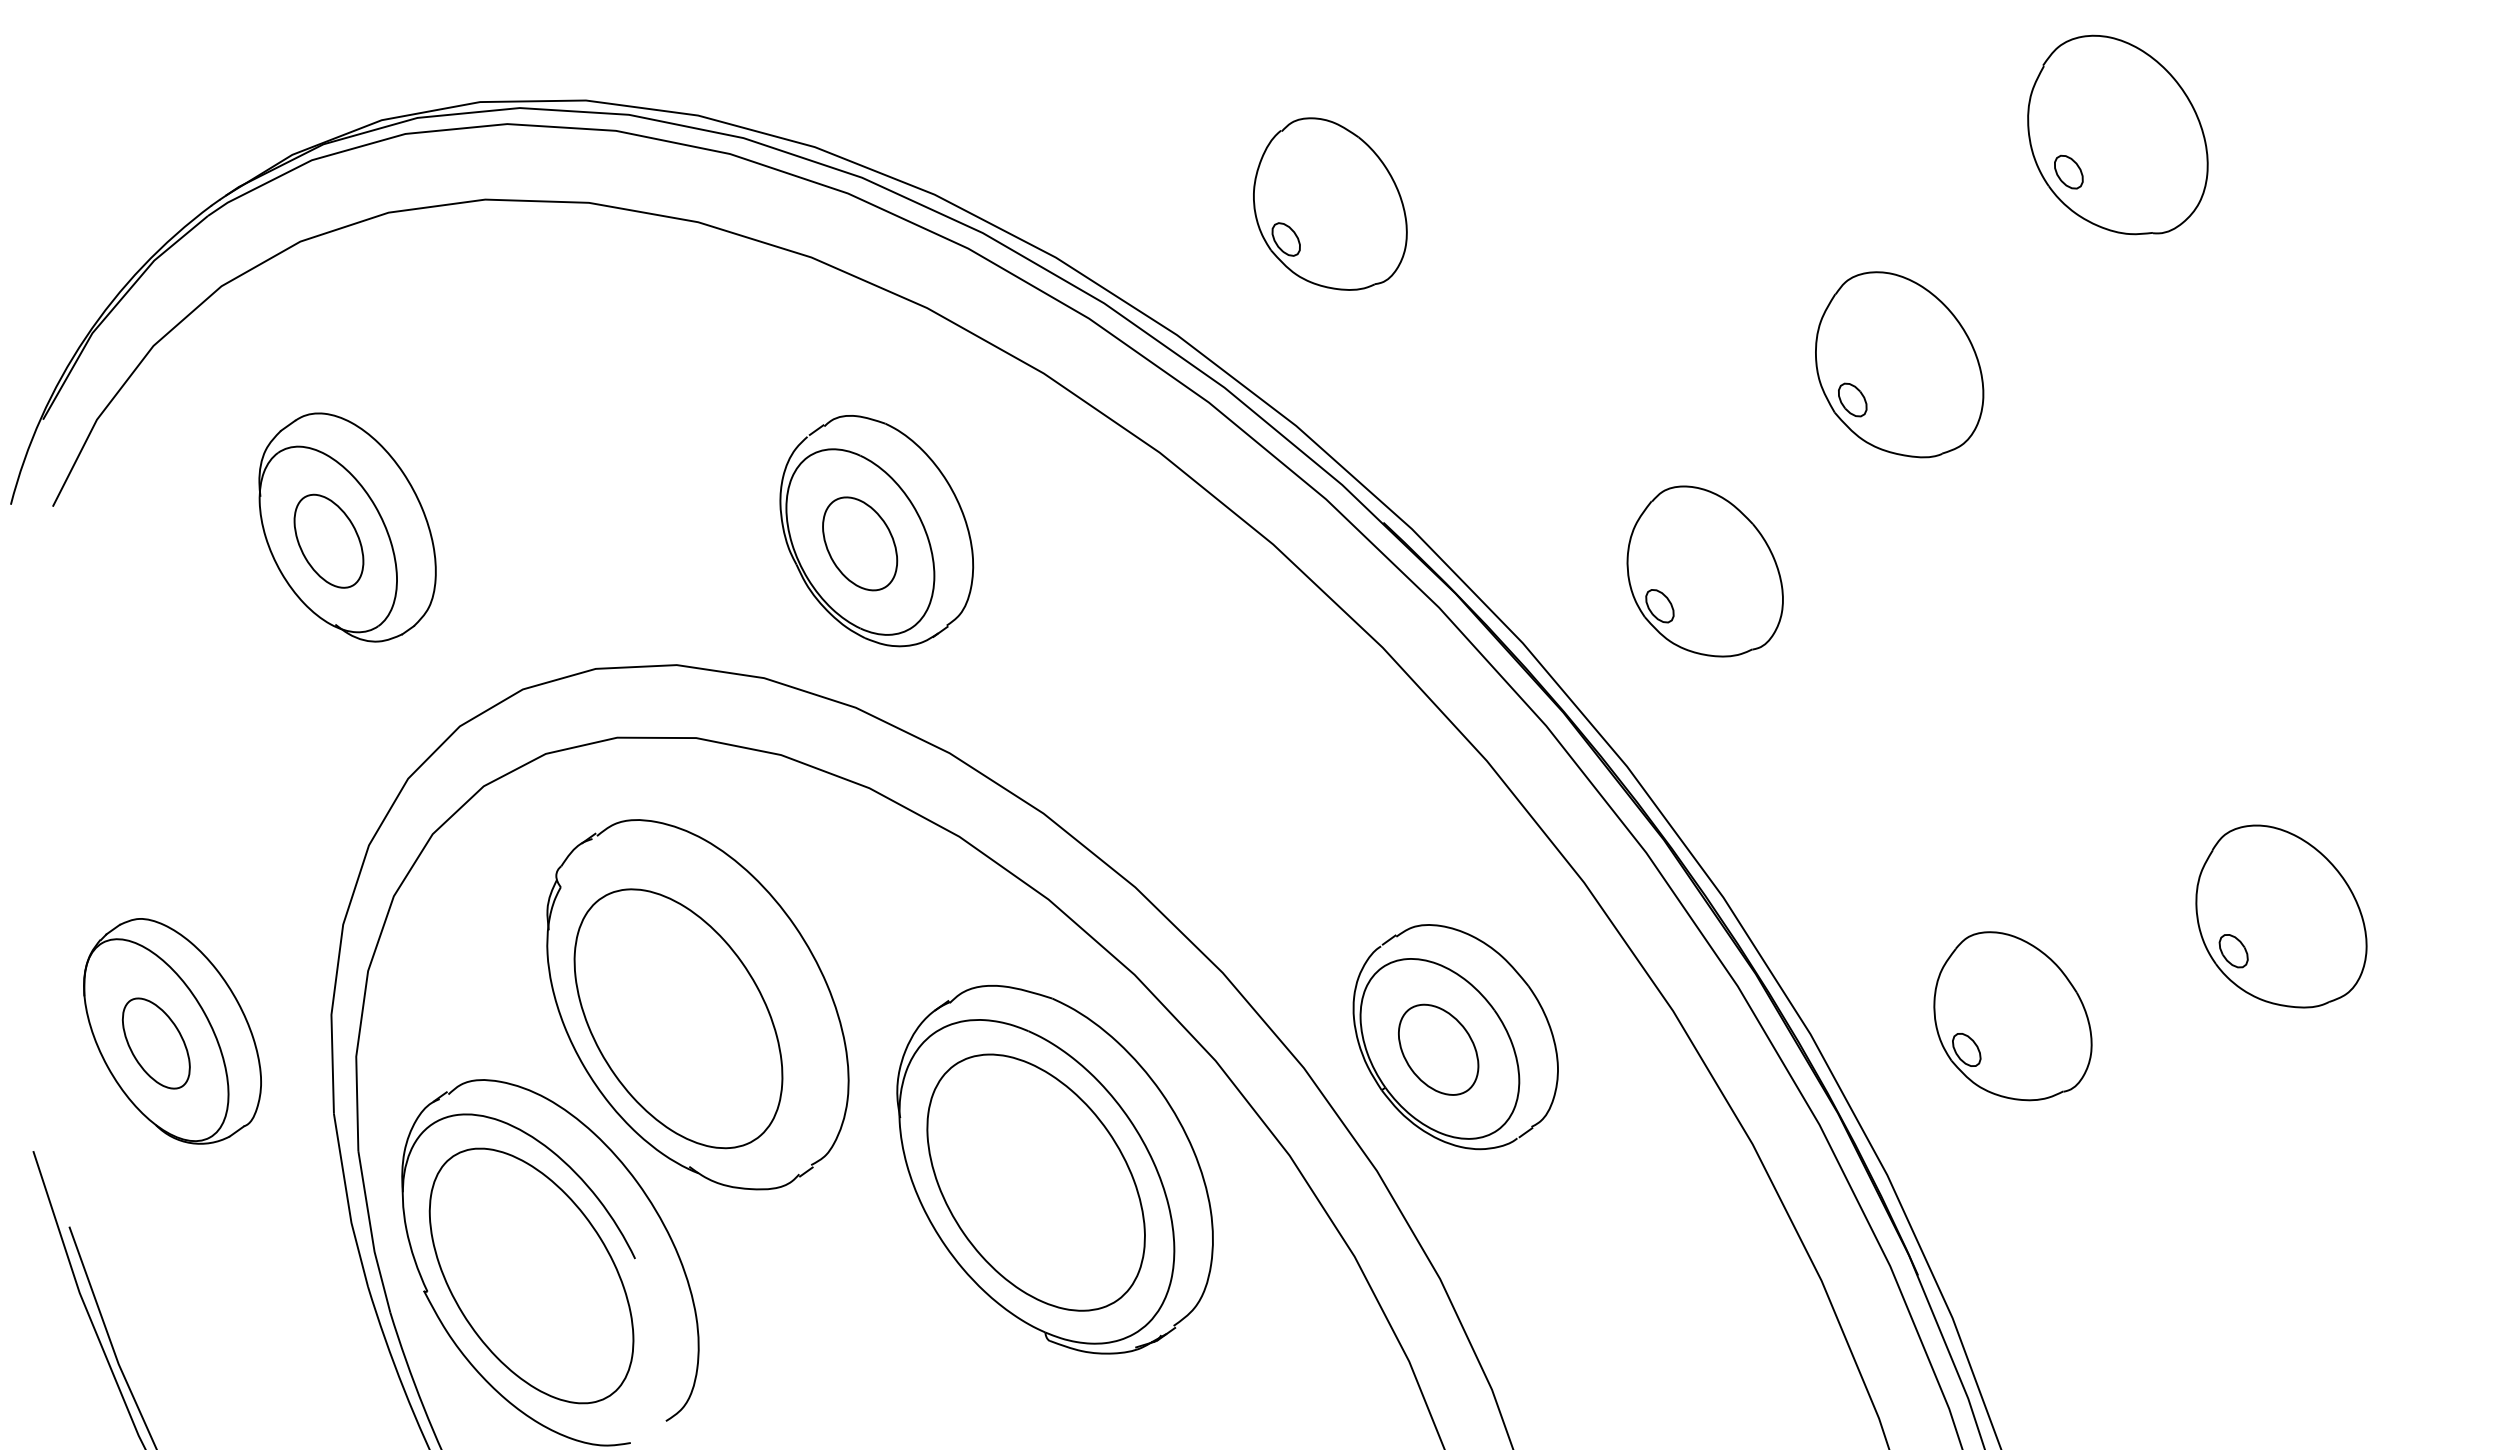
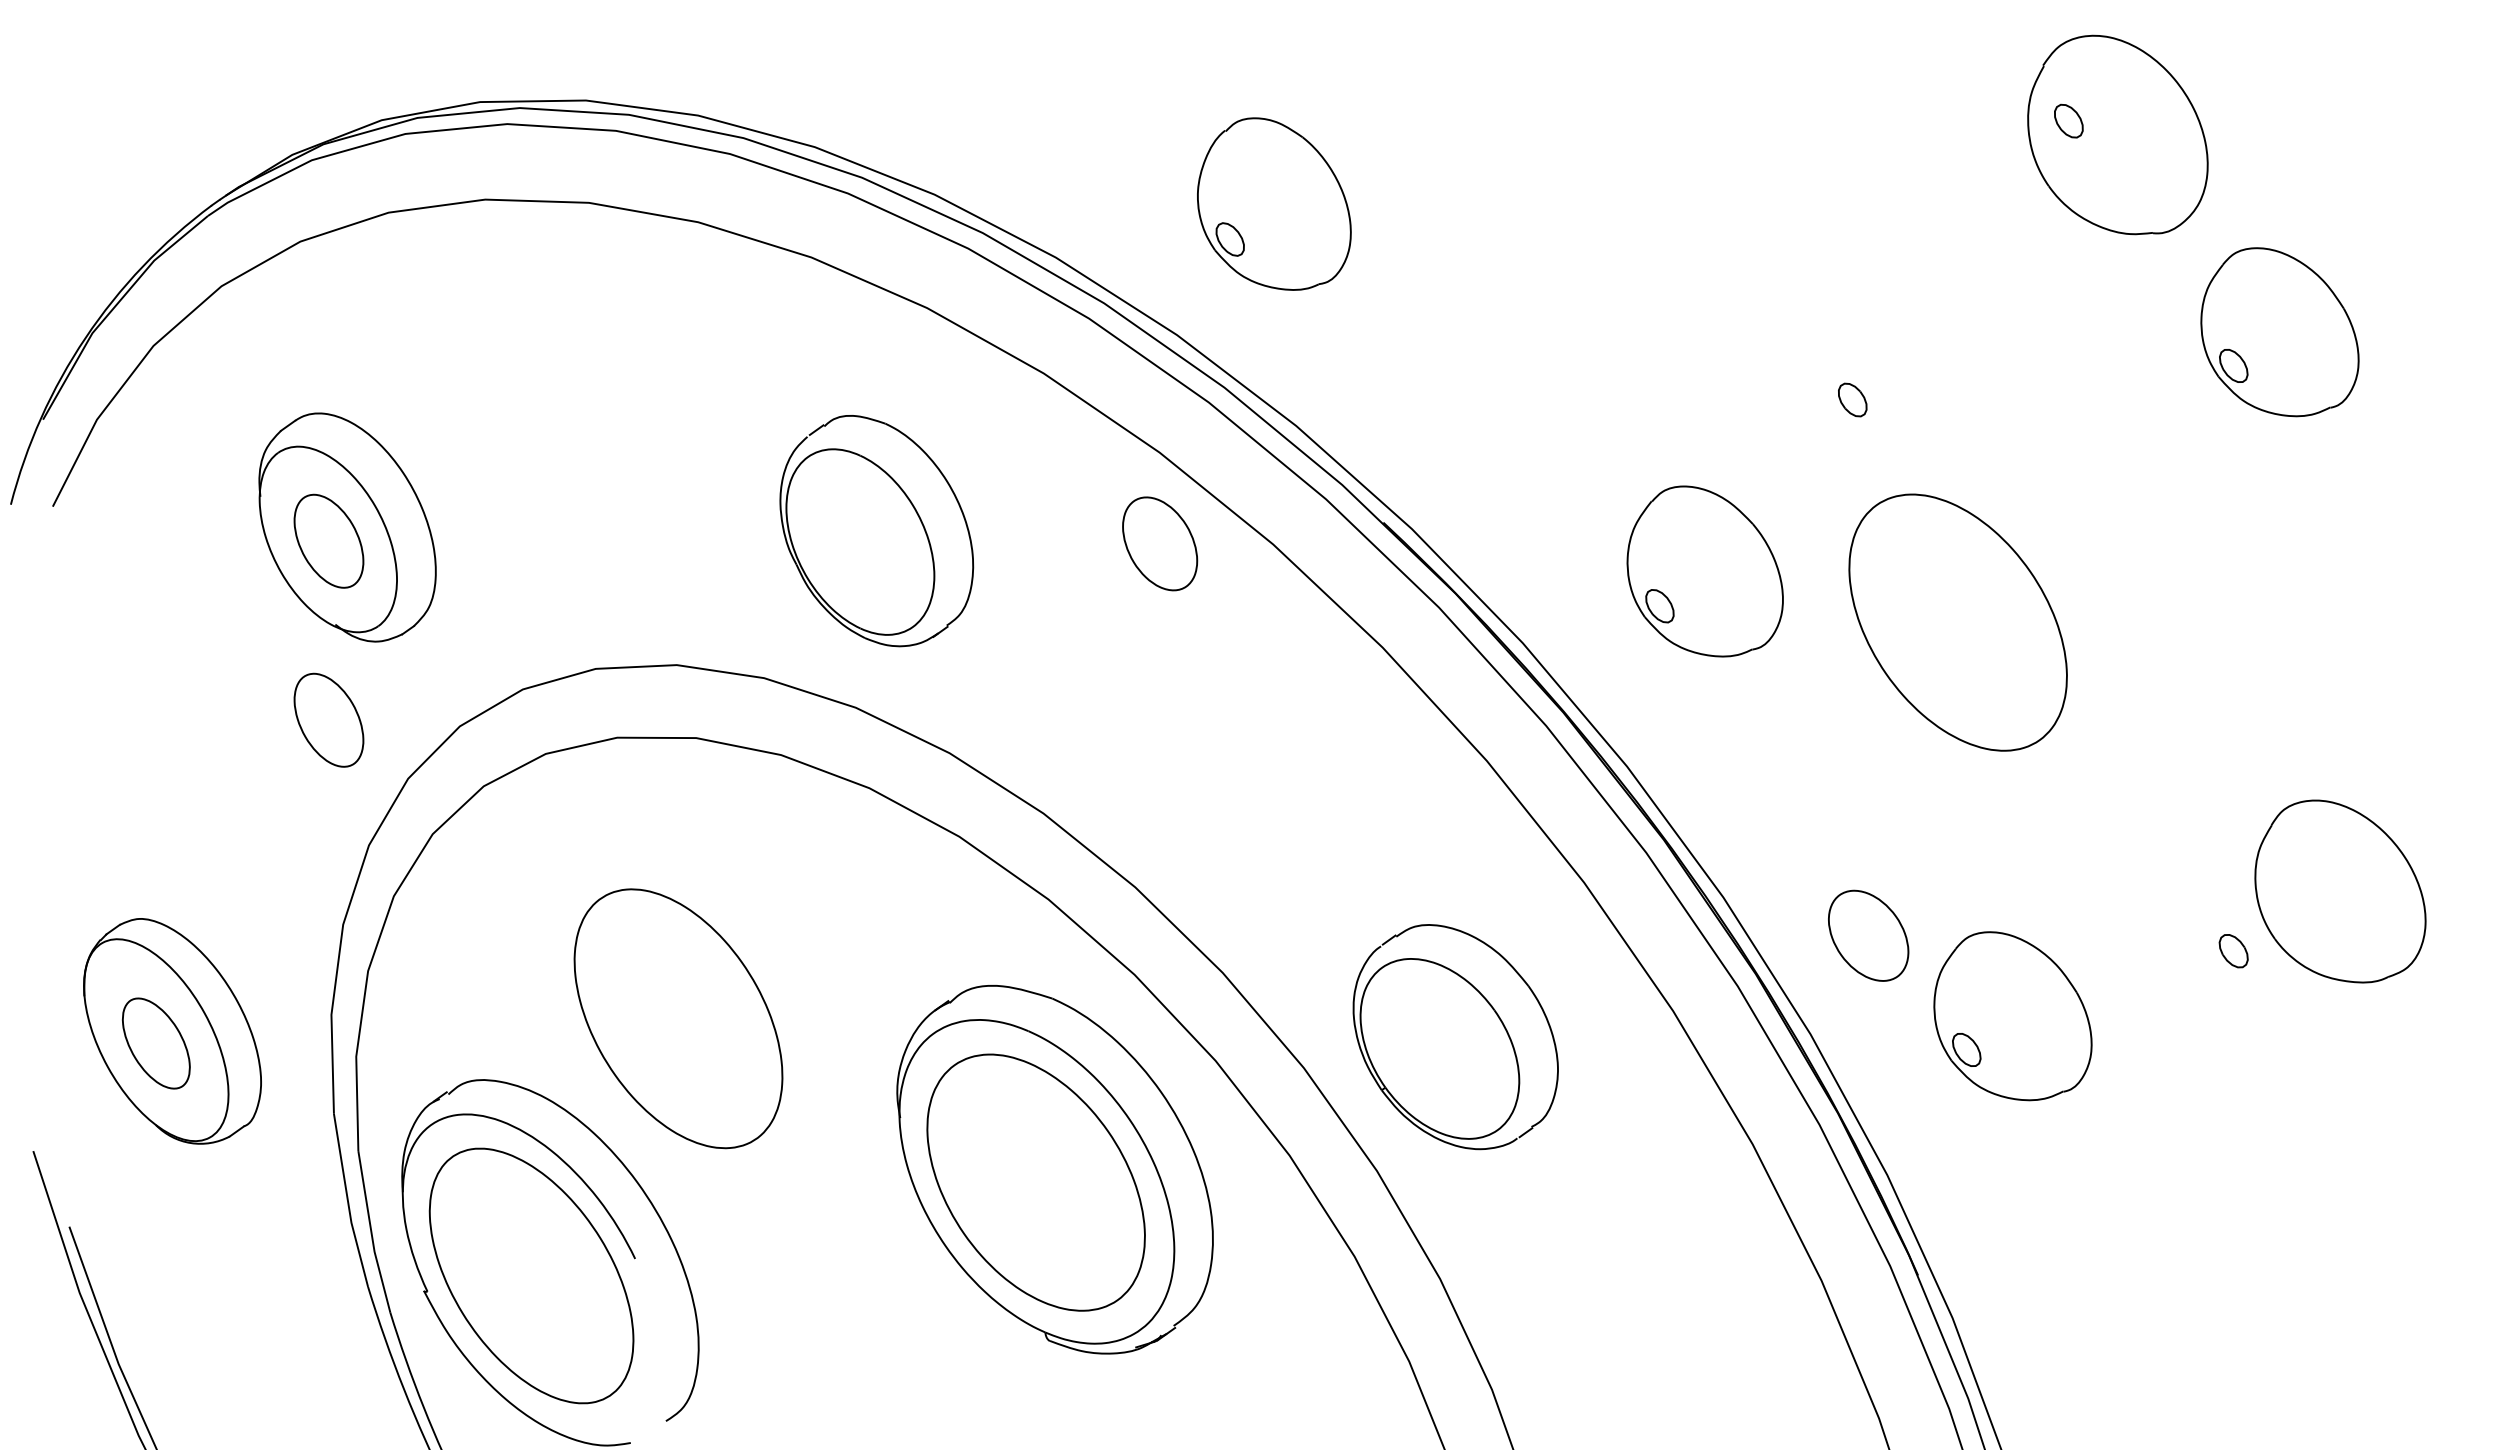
part position: (2068, 171) -> (2068, 120) (2068, 120)
part position: (1330, 203) -> (1274, 203) (1274, 203)
part: none -> present (2279, 332)
part: present -> none (1899, 364)
part position: (860, 543) -> (1160, 543) (1160, 543)
part: none -> present (1957, 622)
part: none -> present (328, 719)
part position: (2281, 916) -> (2340, 891) (2340, 891)
part: present -> none (697, 1004)
part position: (1438, 1049) -> (1868, 935) (1868, 935)
